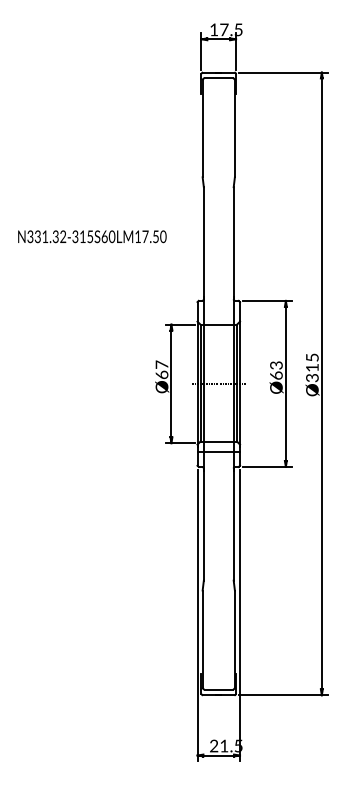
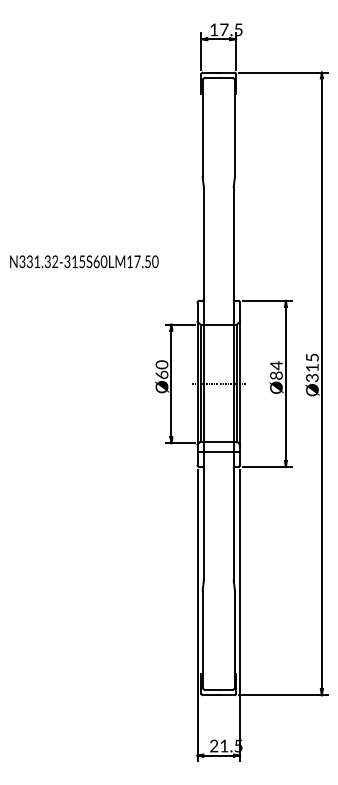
text position: (92, 236) -> (84, 261) (84, 261)
text: Ø67 -> Ø60 (161, 364)
text: Ø63 -> Ø84 (276, 370)
